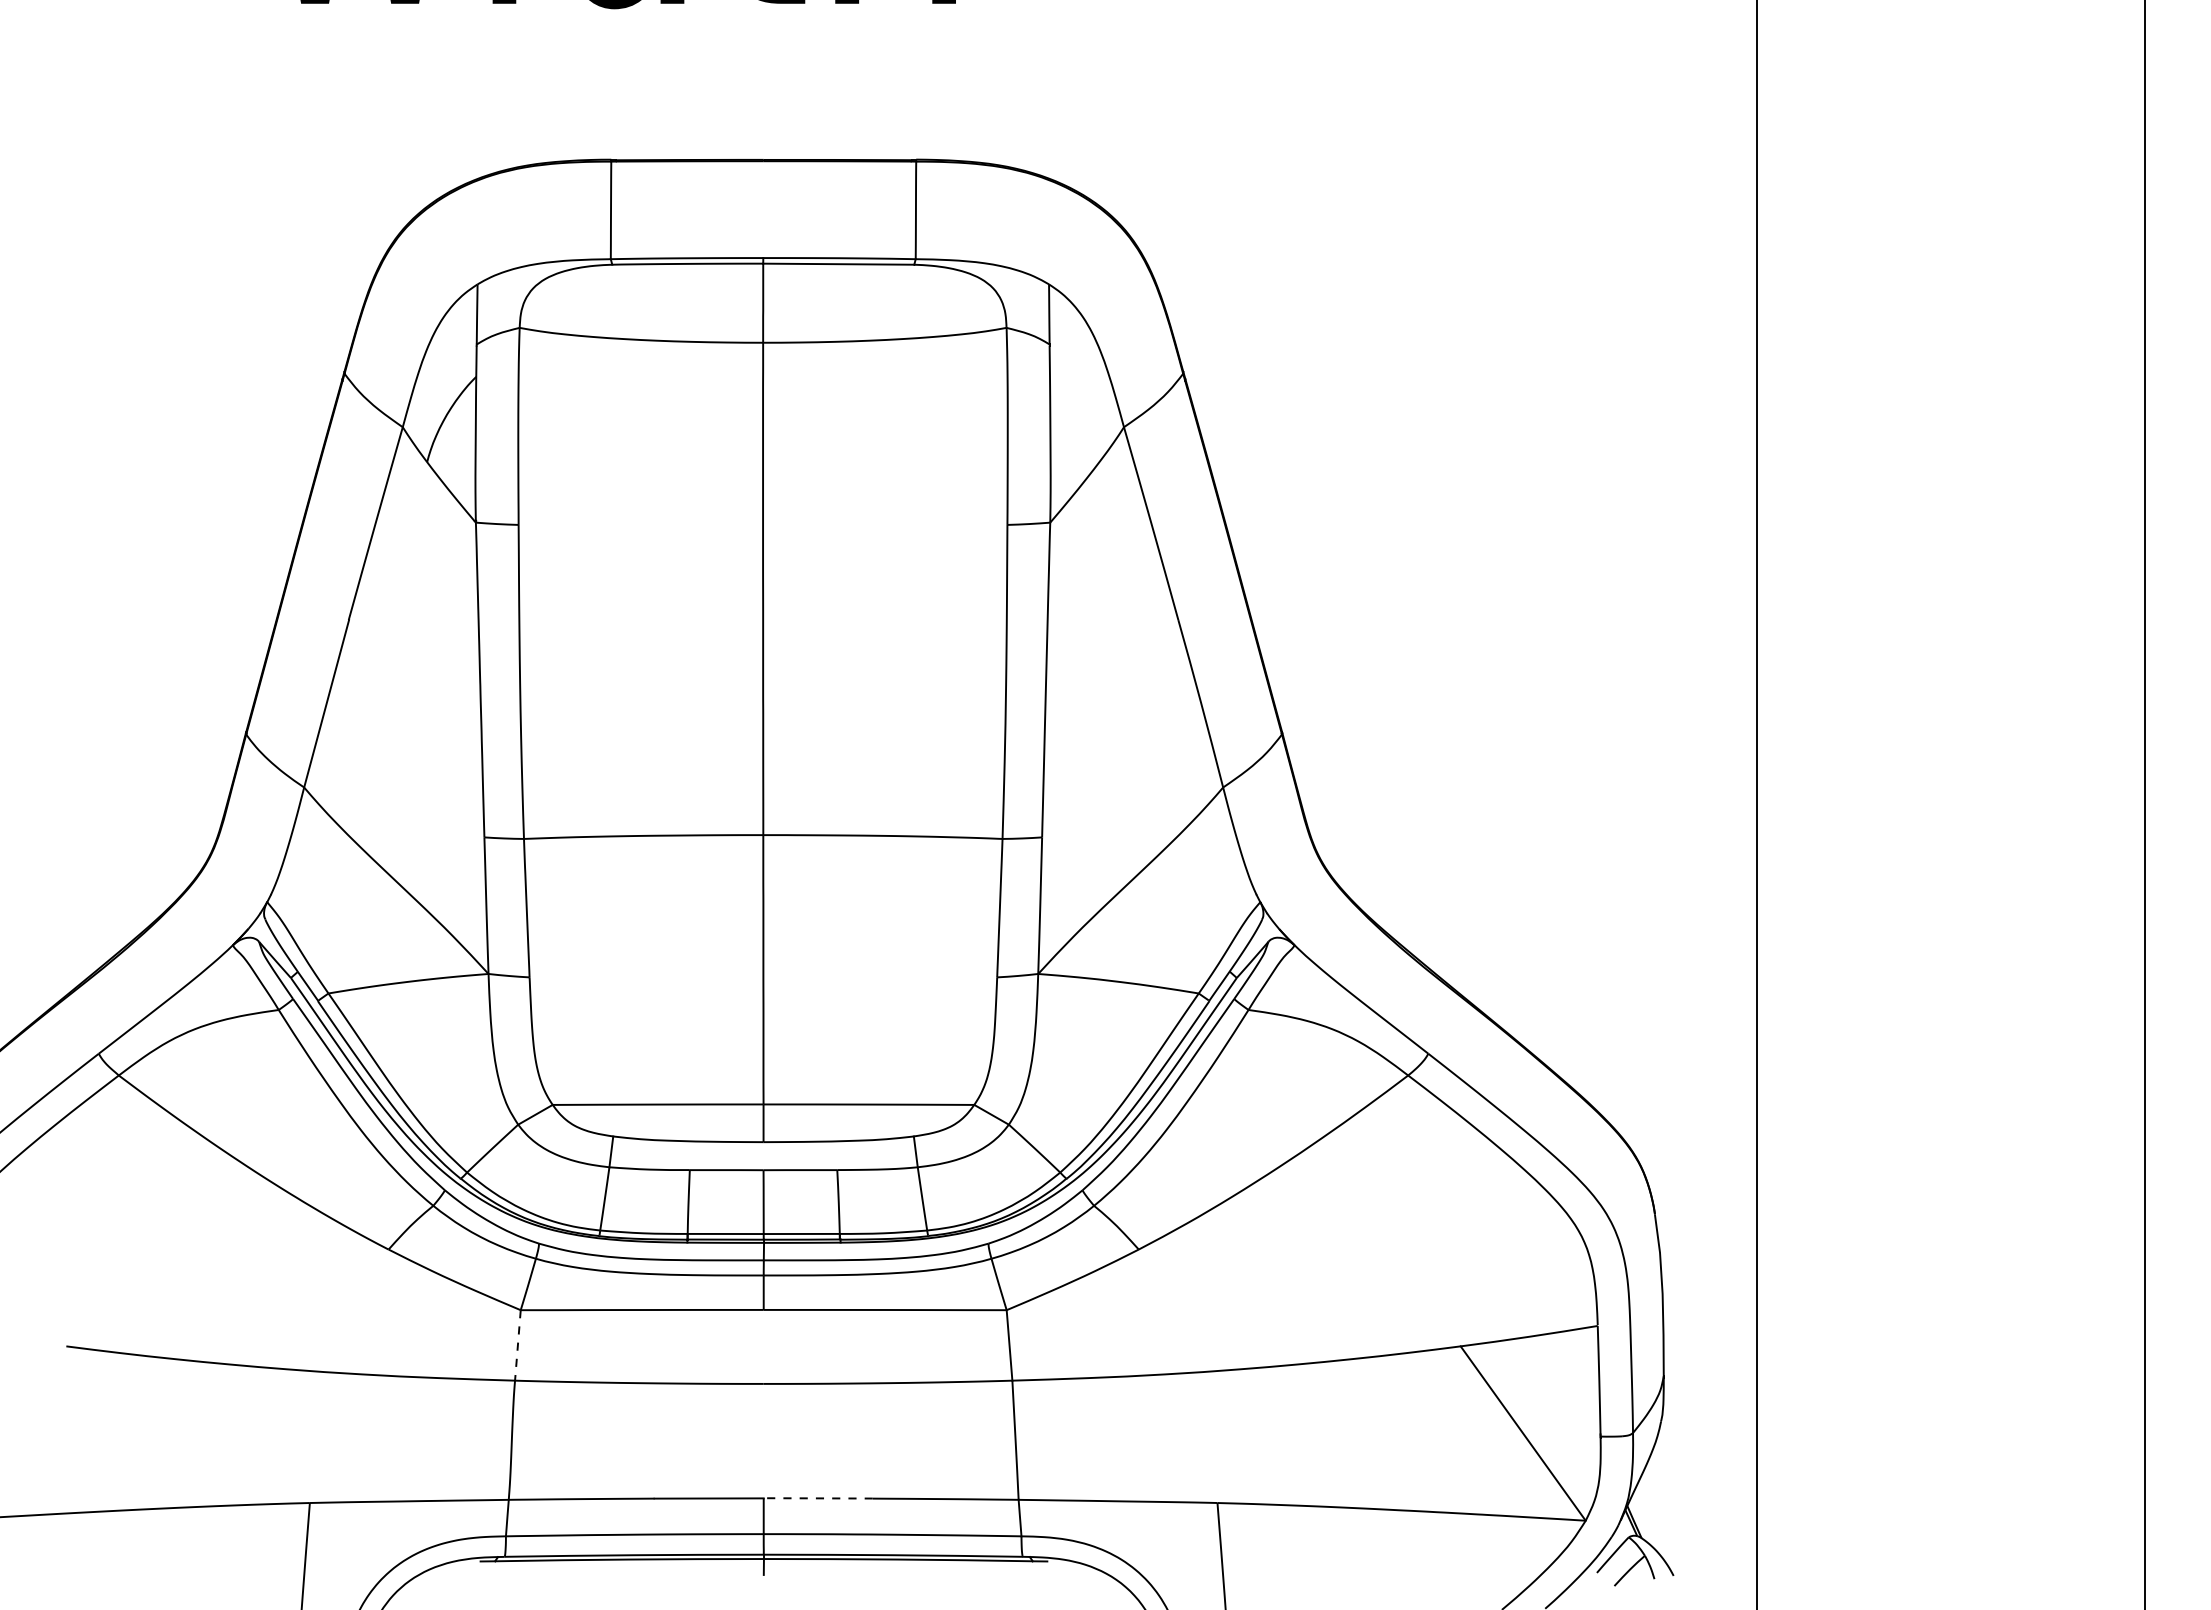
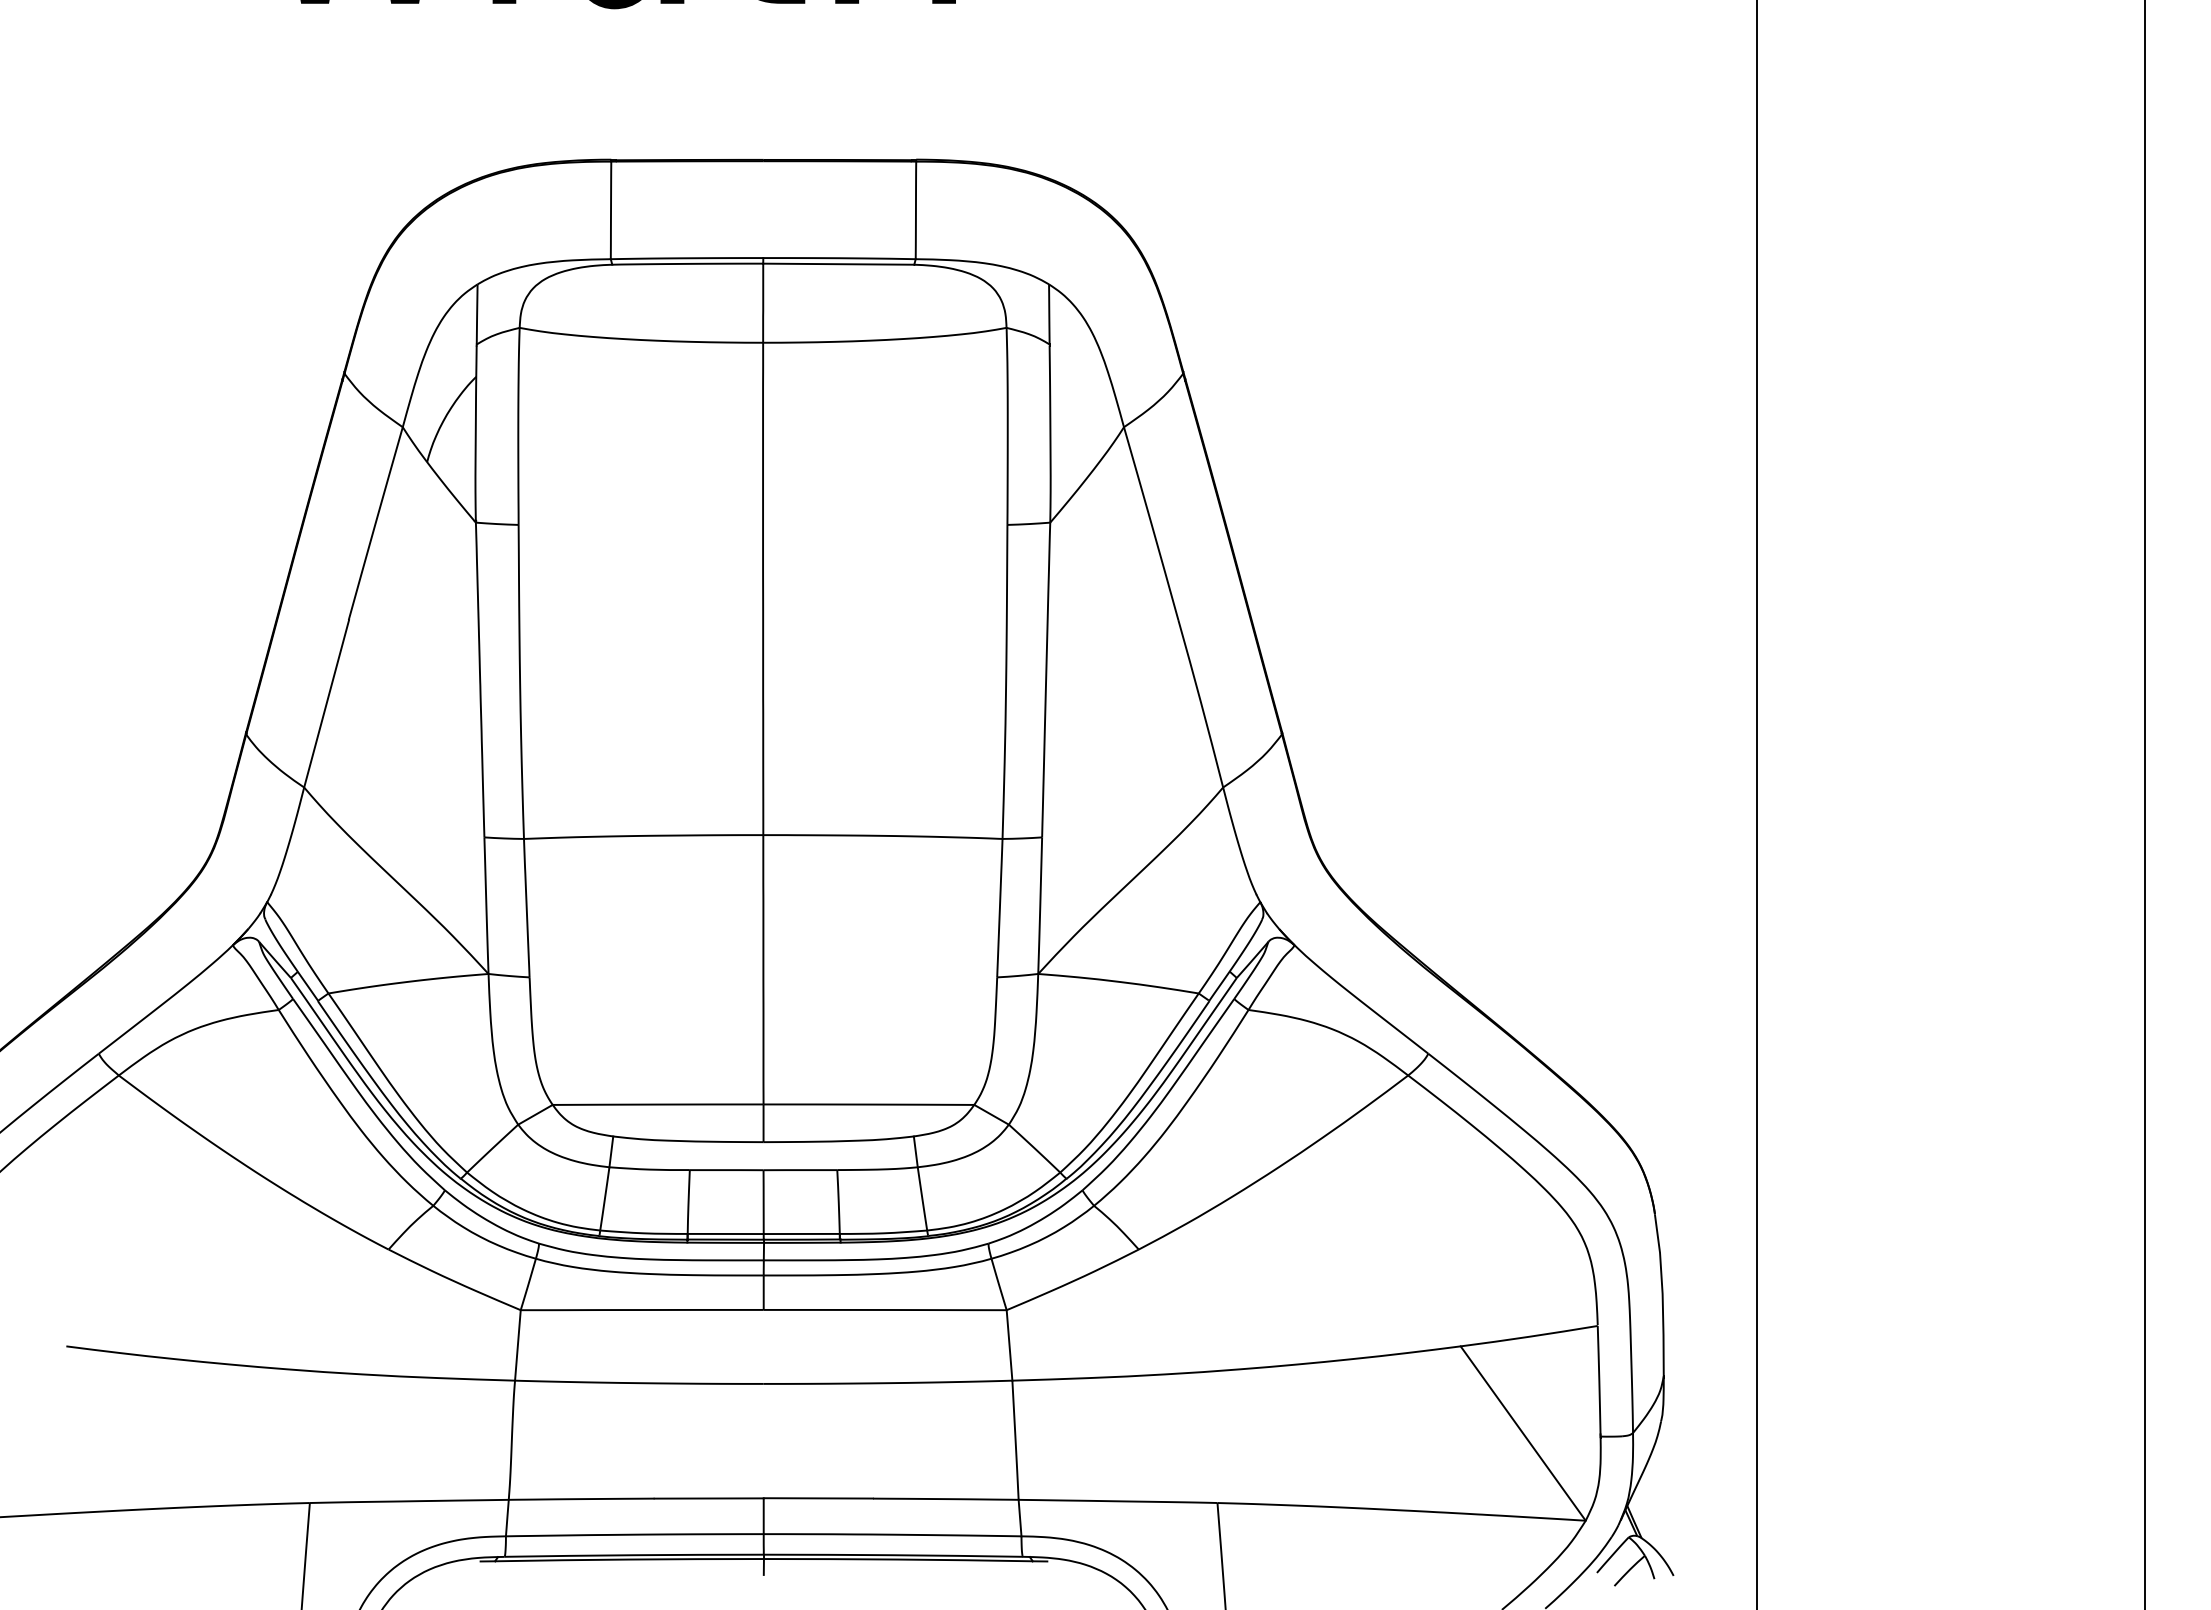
line: dashed -> solid (517, 1345)
line: dashed -> solid (818, 1498)
